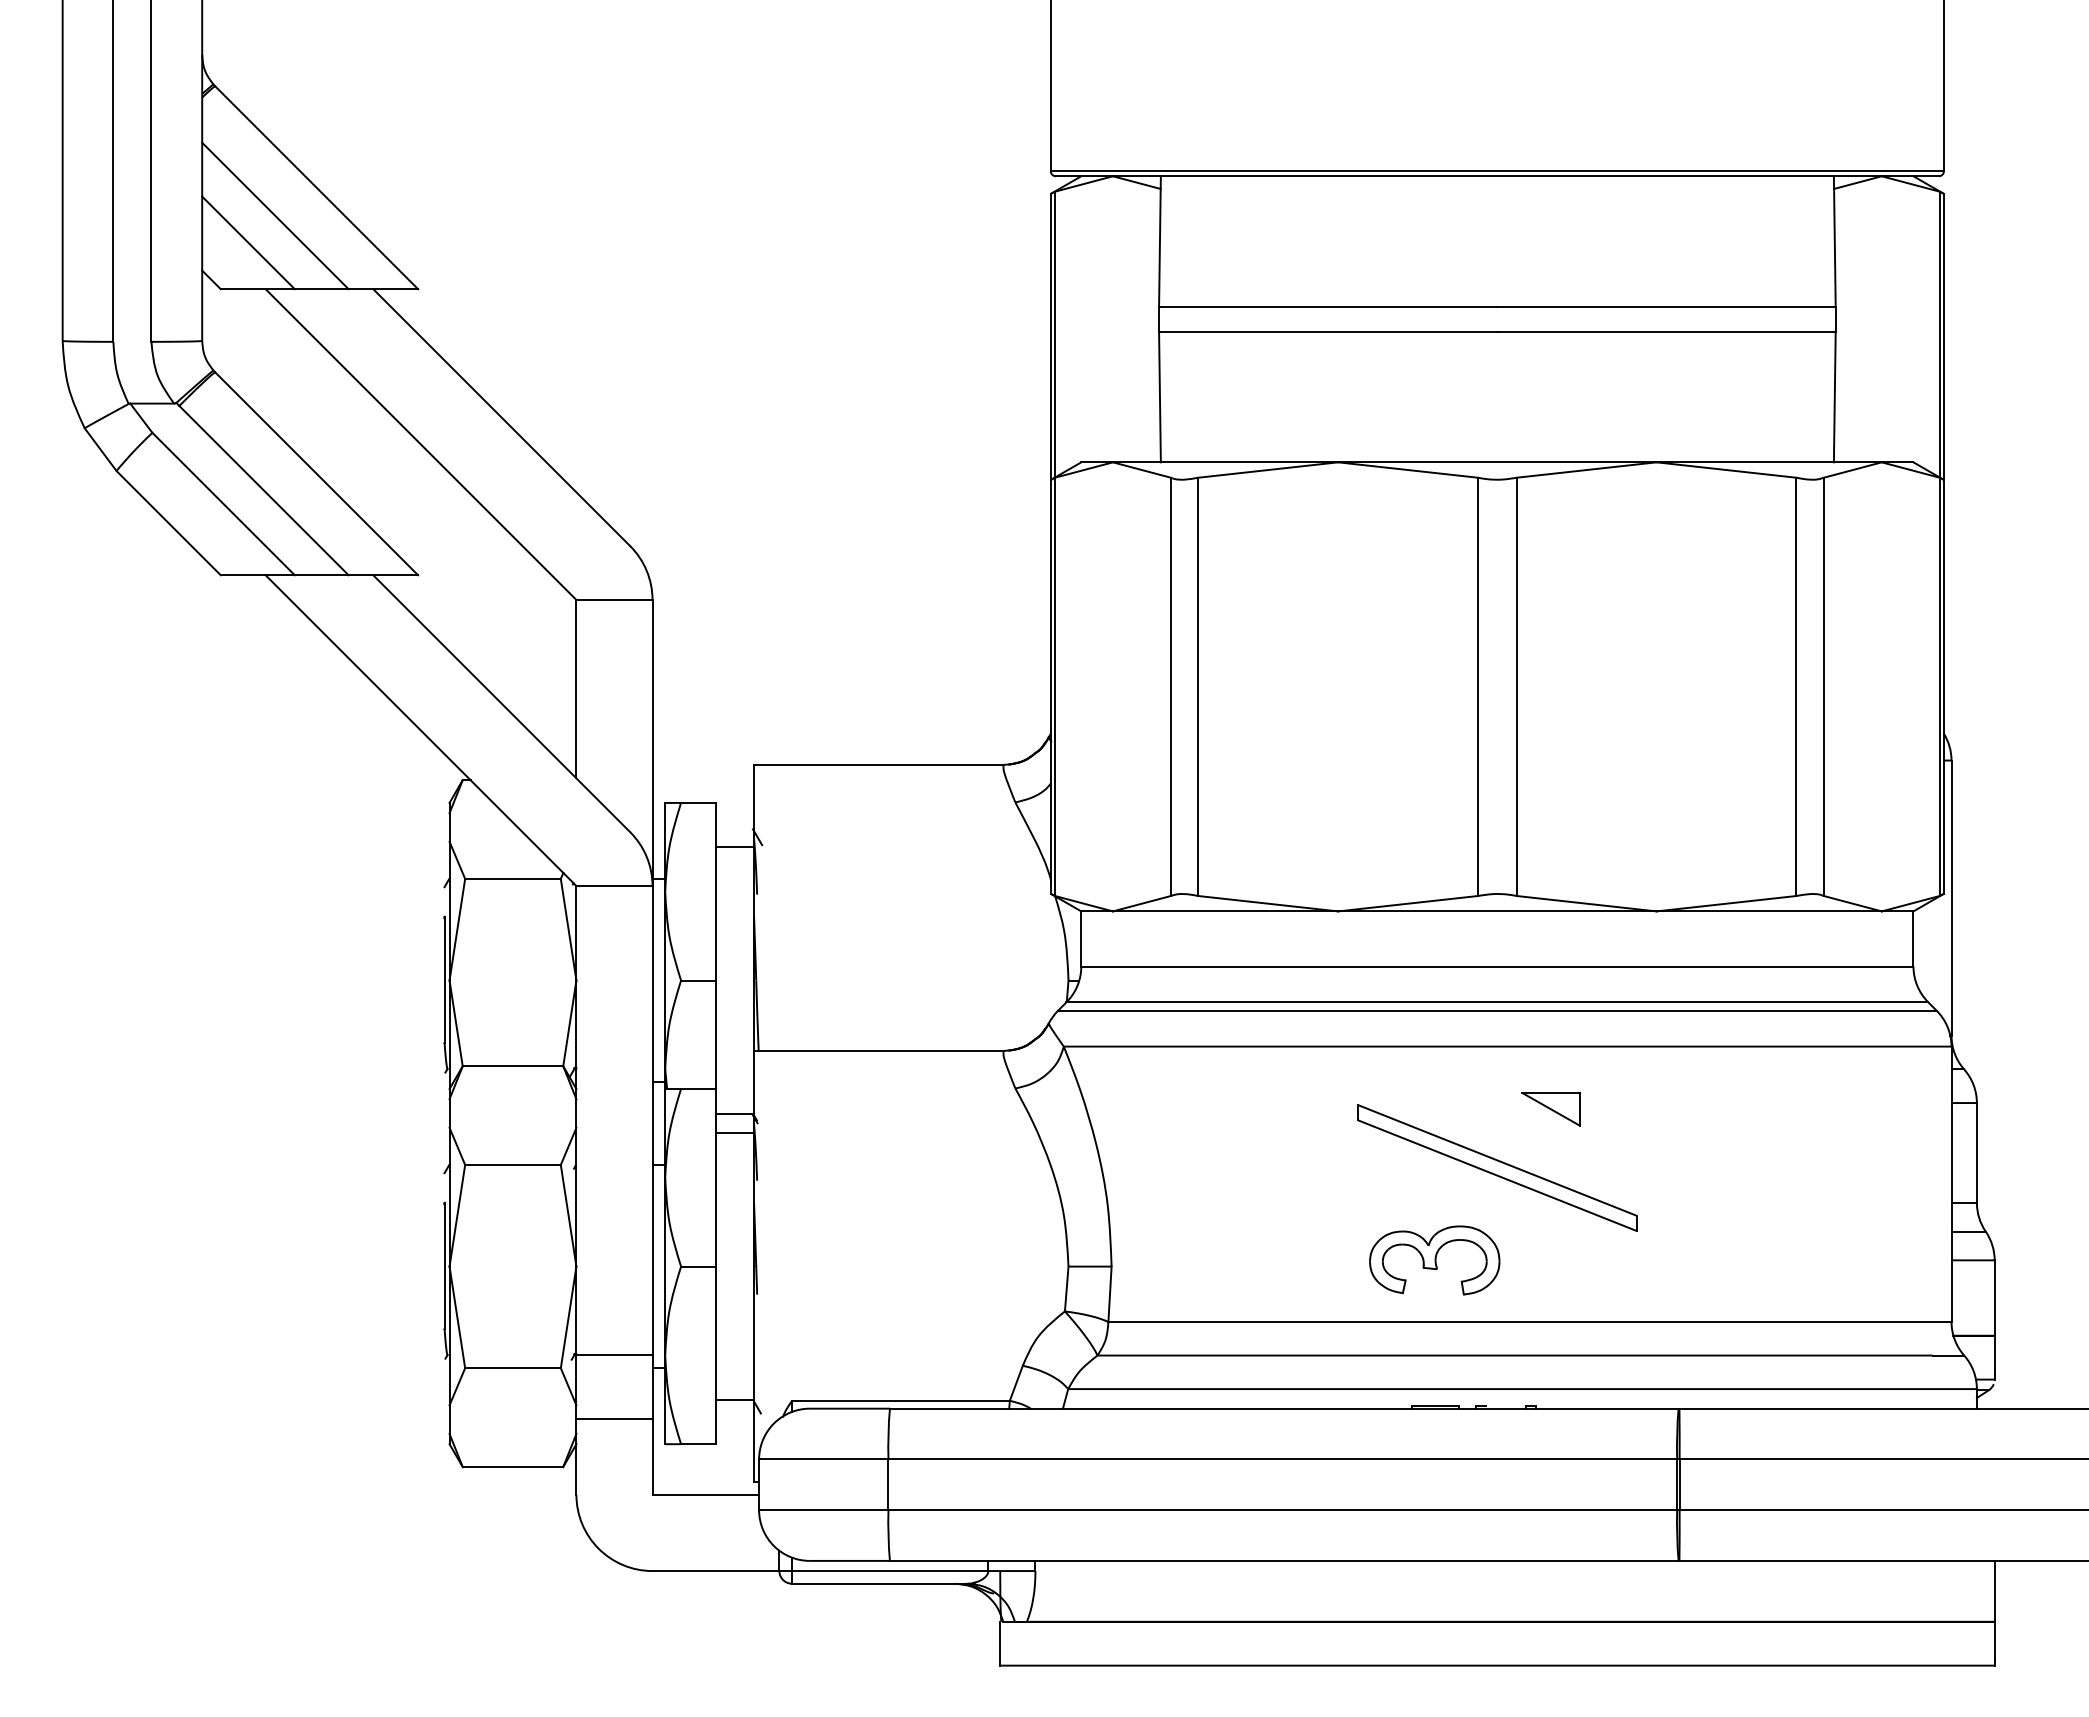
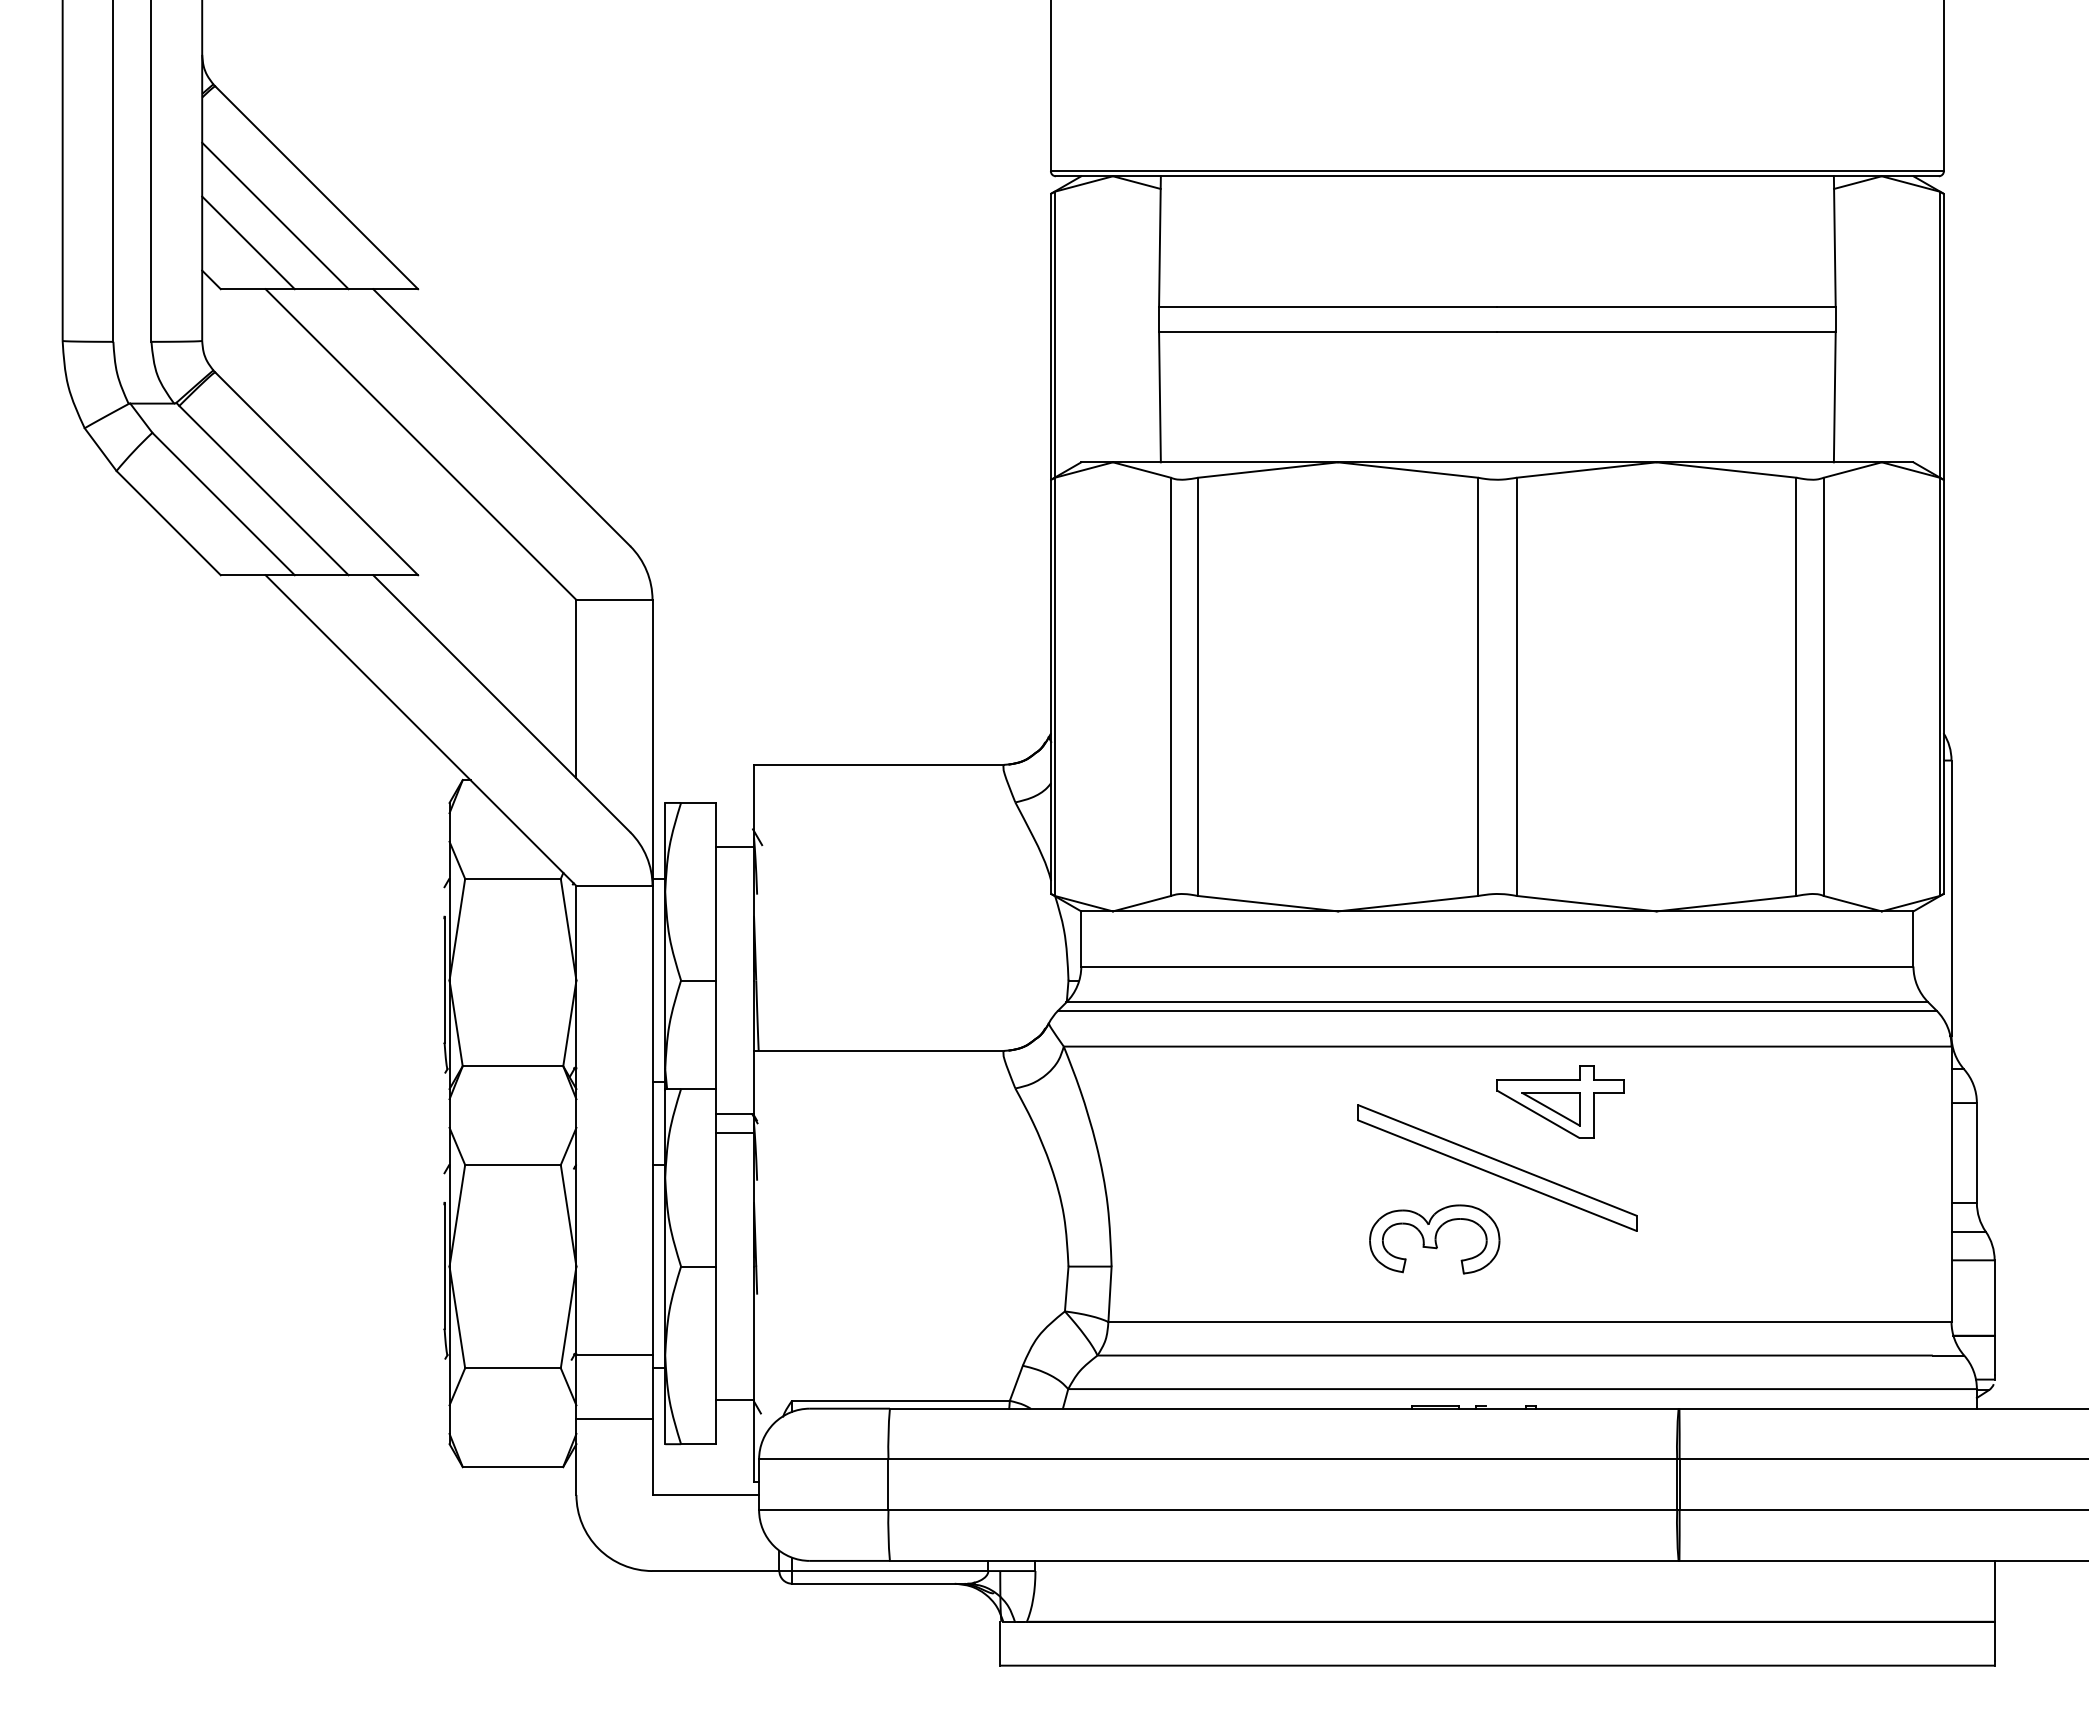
part: none -> present (1560, 1101)
part position: (1434, 1260) -> (1434, 1239) (1434, 1239)
